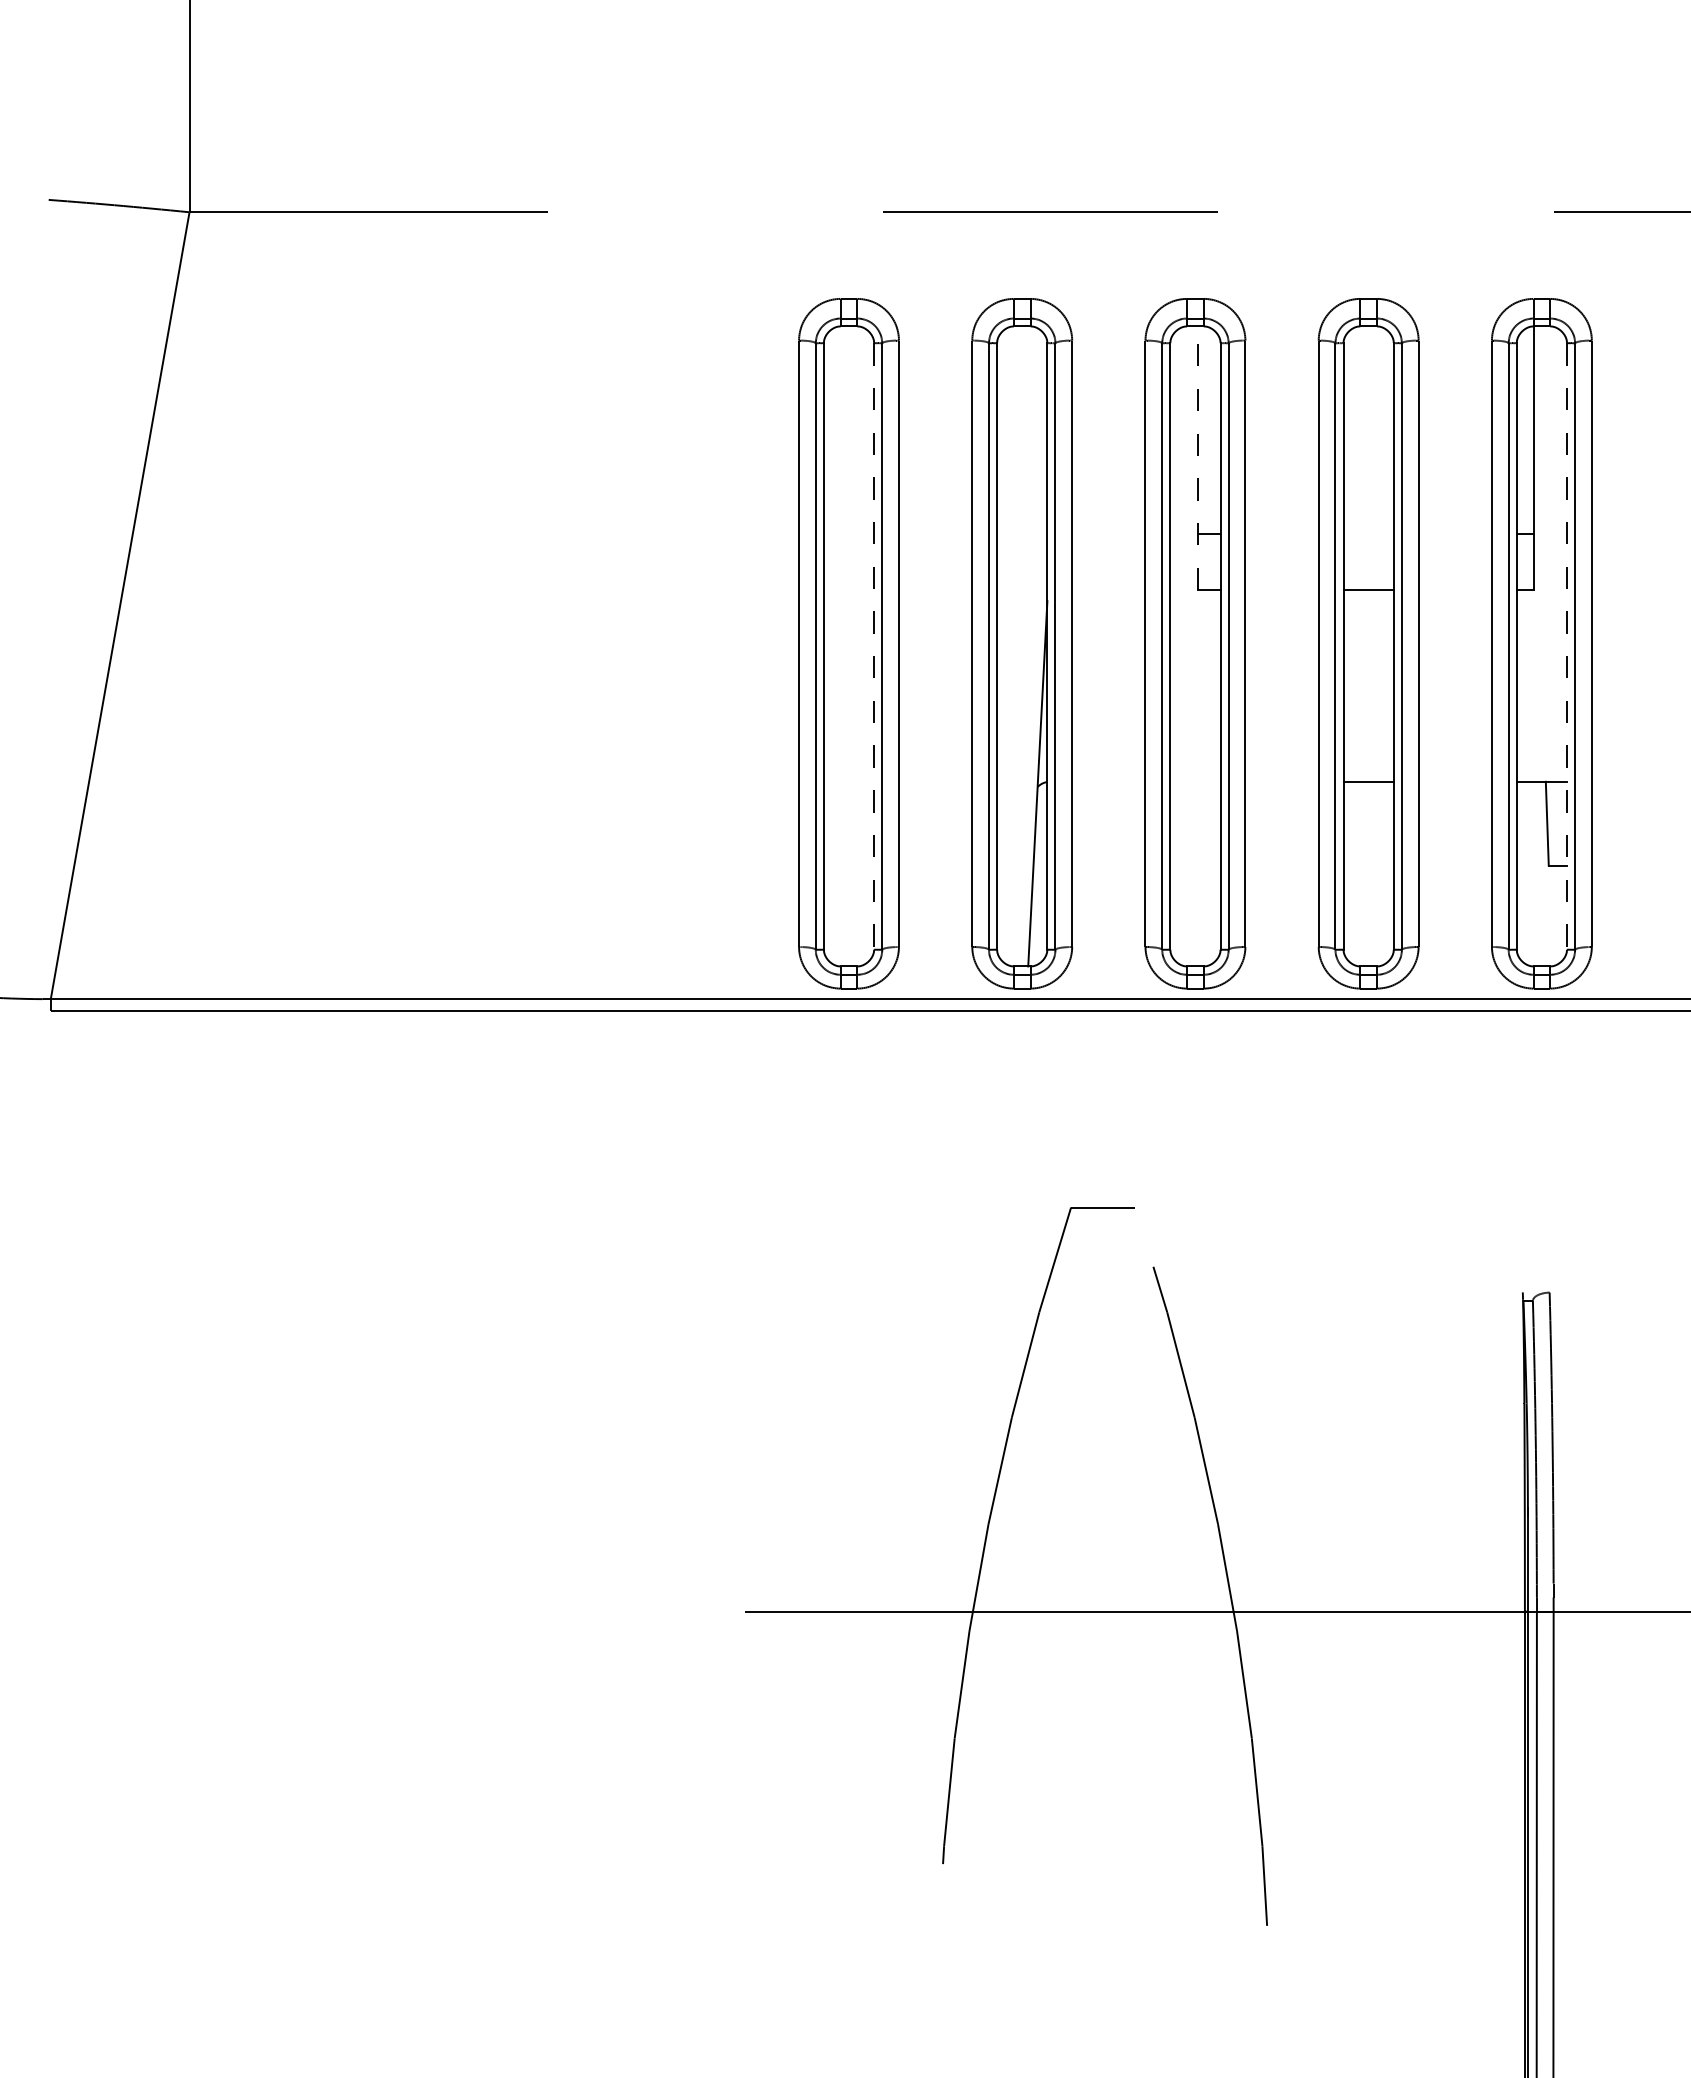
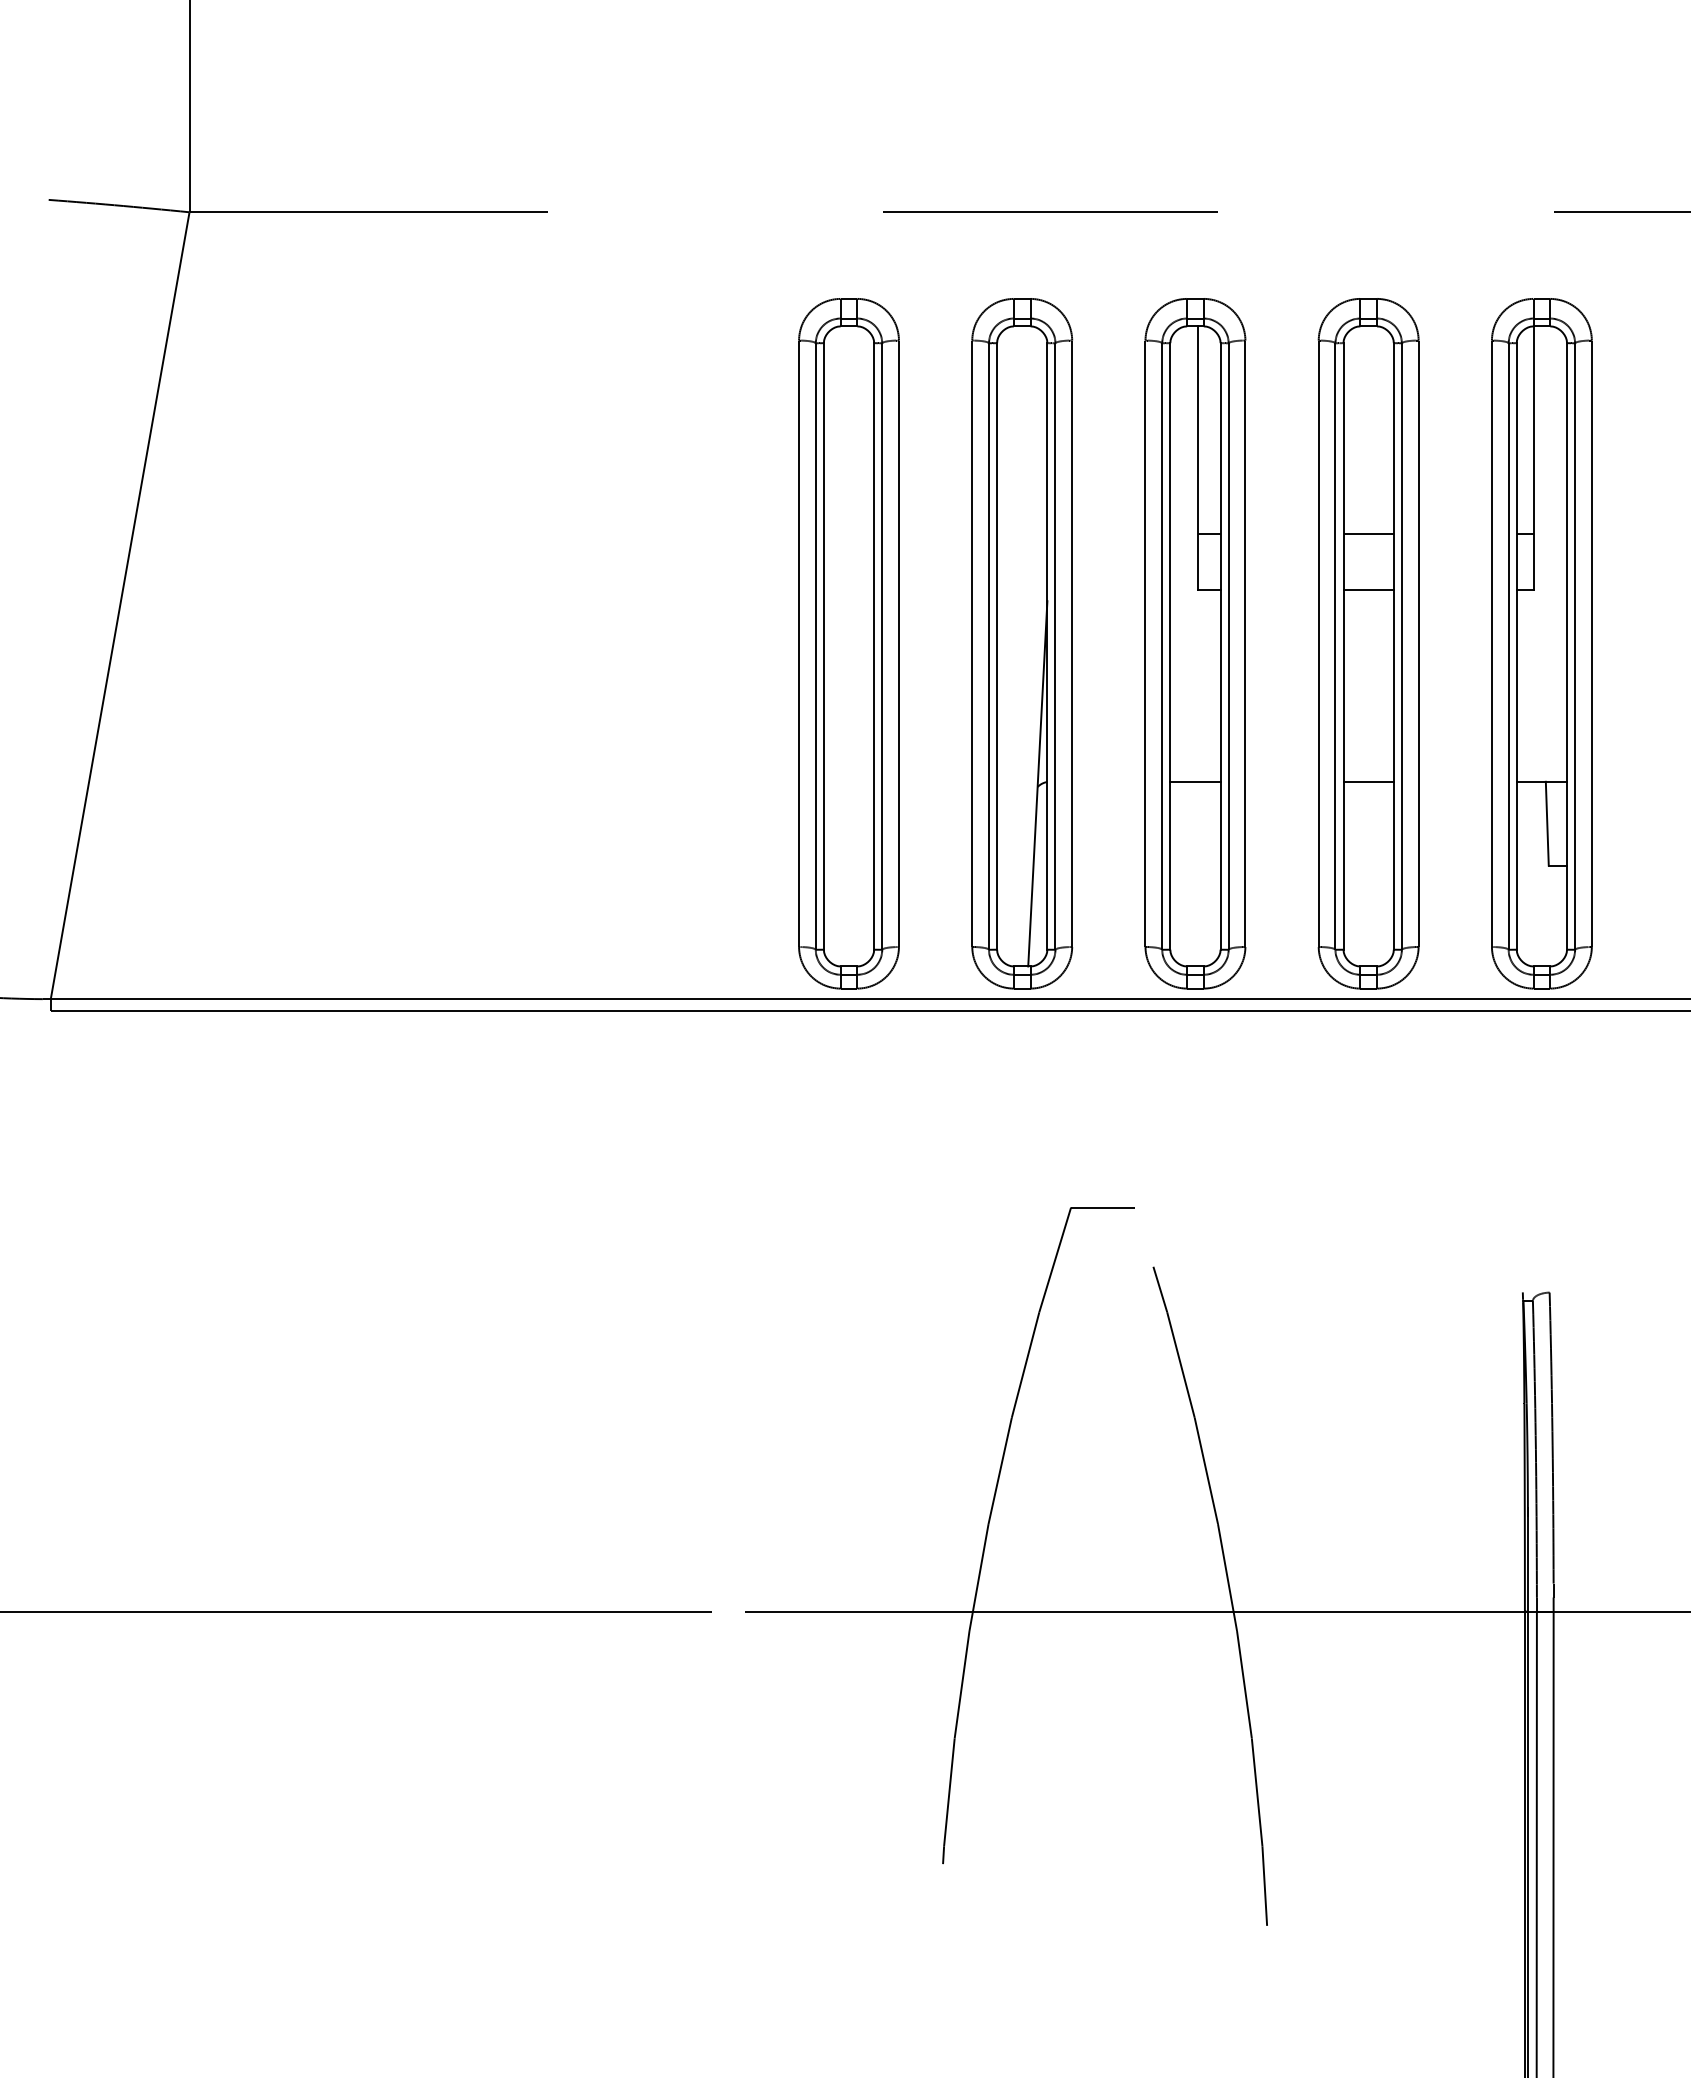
line: dashed -> solid (1198, 458)
line: none -> present (1368, 534)
line: dashed -> solid (874, 646)
line: dashed -> solid (1567, 646)
line: none -> present (1195, 781)
line: none -> present (371, 1611)
